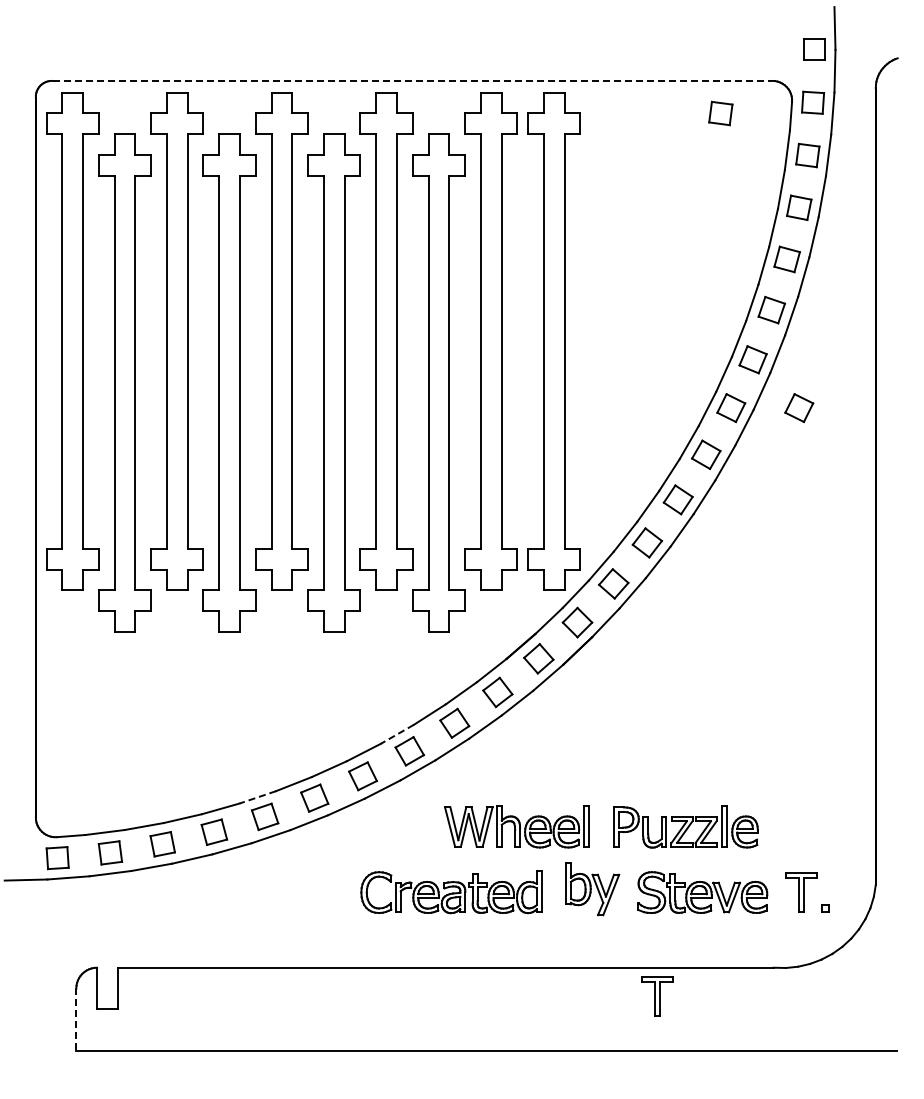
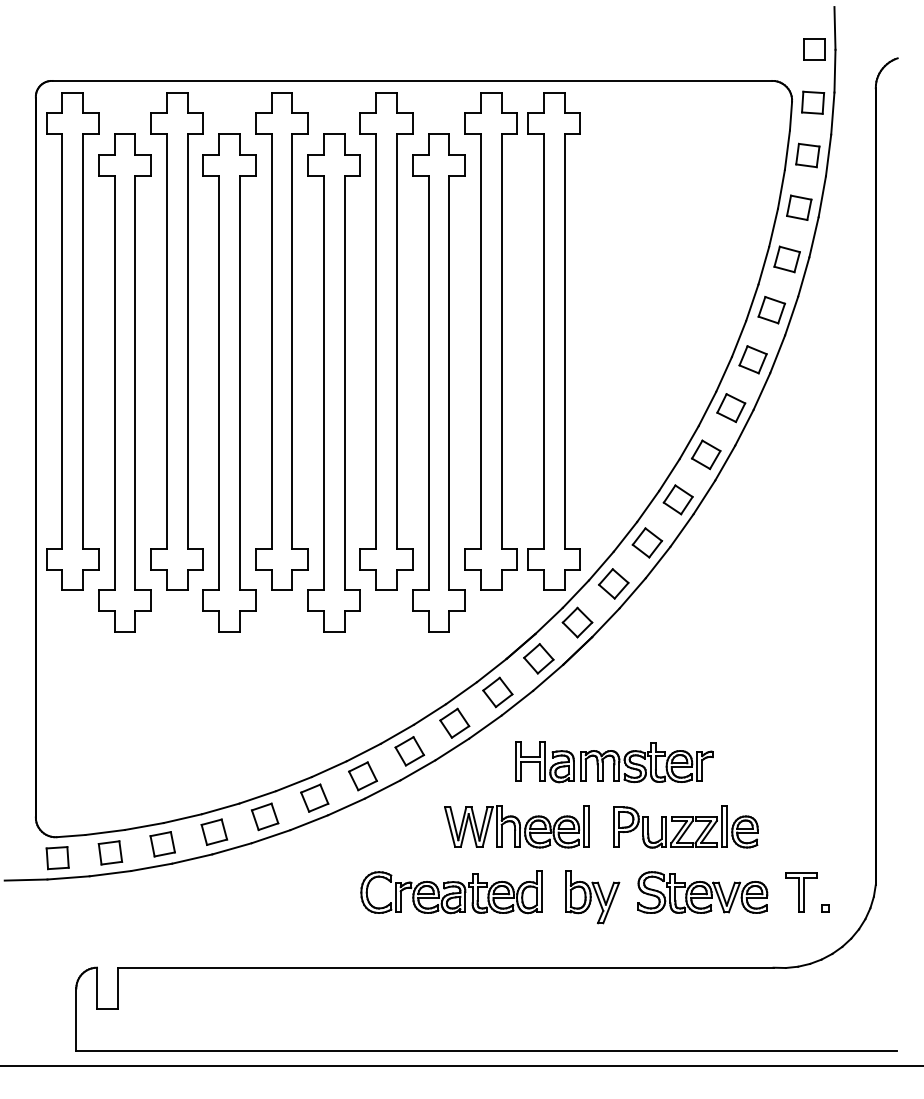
line: dashed -> solid (412, 80)
part: present -> none (720, 113)
part: present -> none (799, 408)
line: dashed -> solid (396, 734)
part: none -> present (614, 762)
line: dashed -> solid (257, 797)
part position: (592, 889) -> (592, 897) (592, 897)
part: present -> none (657, 996)
line: dashed -> solid (76, 1020)
line: none -> present (461, 1066)
